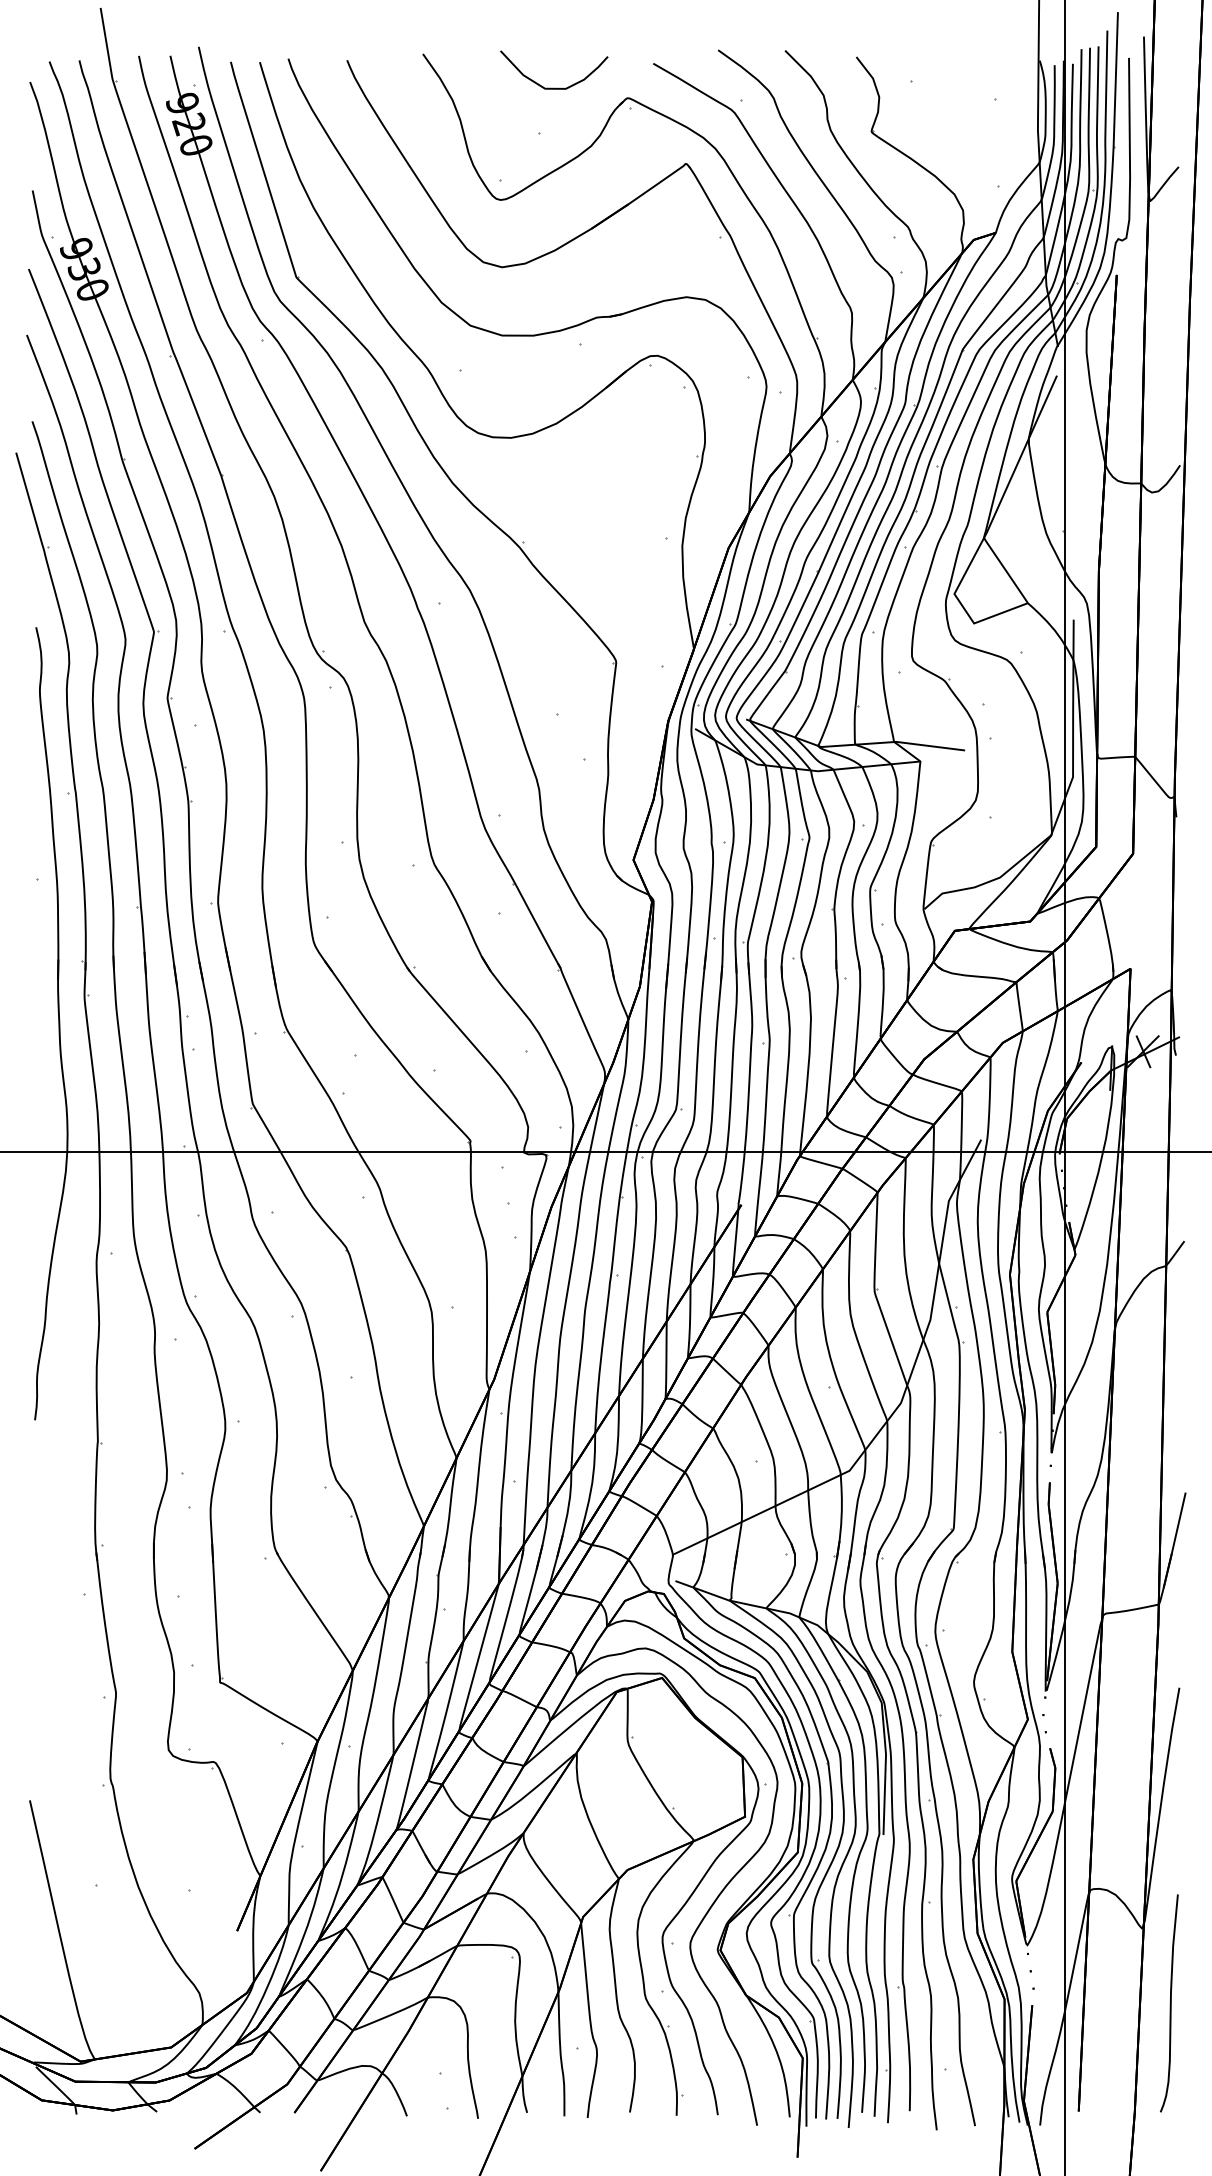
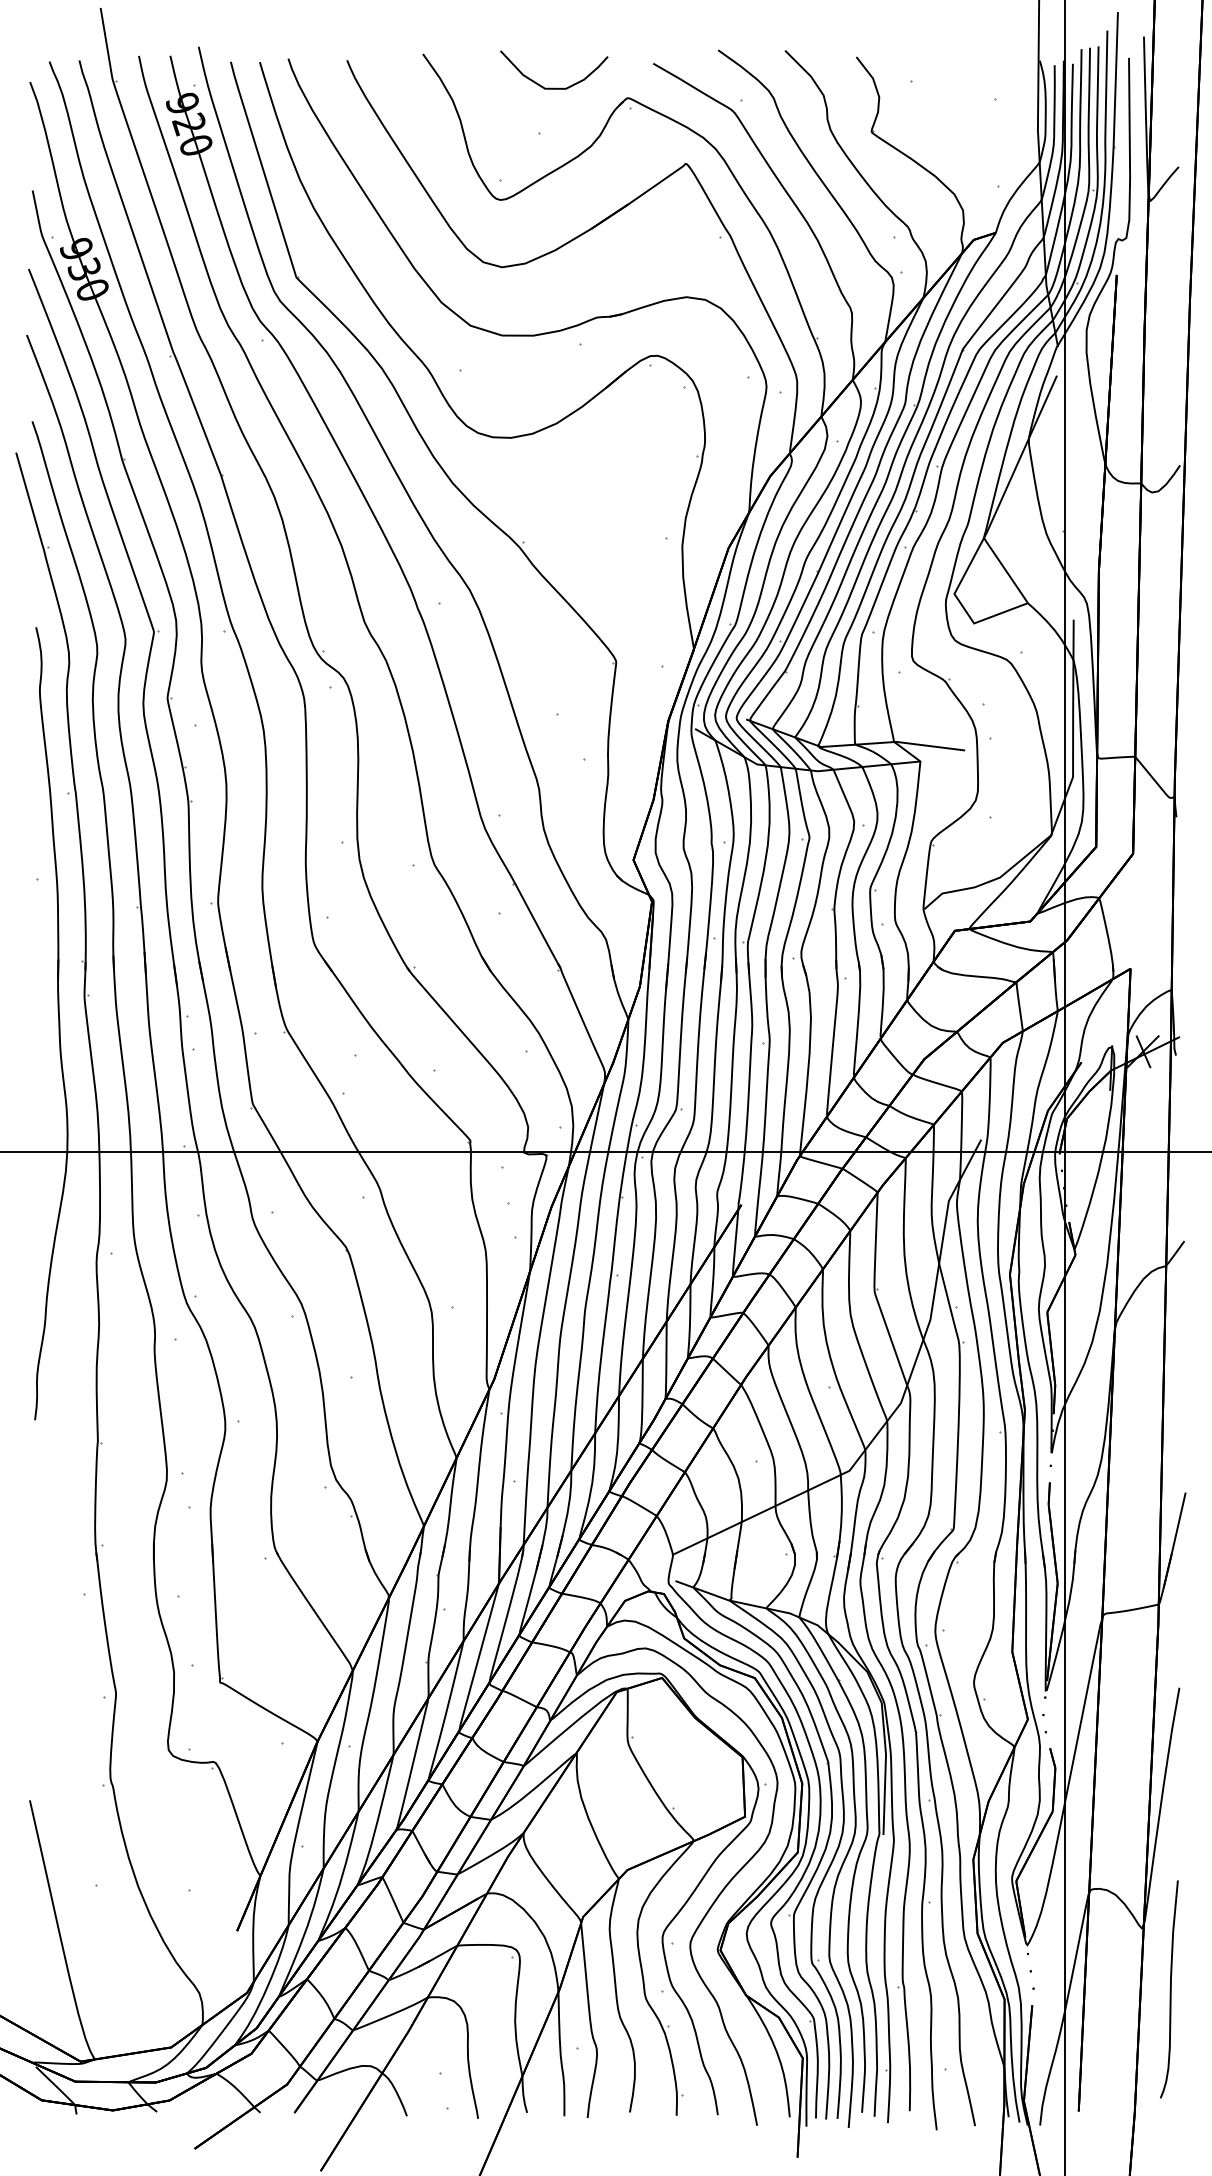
curve position: (1169, 2003) -> (1169, 1989) (1169, 1989)
